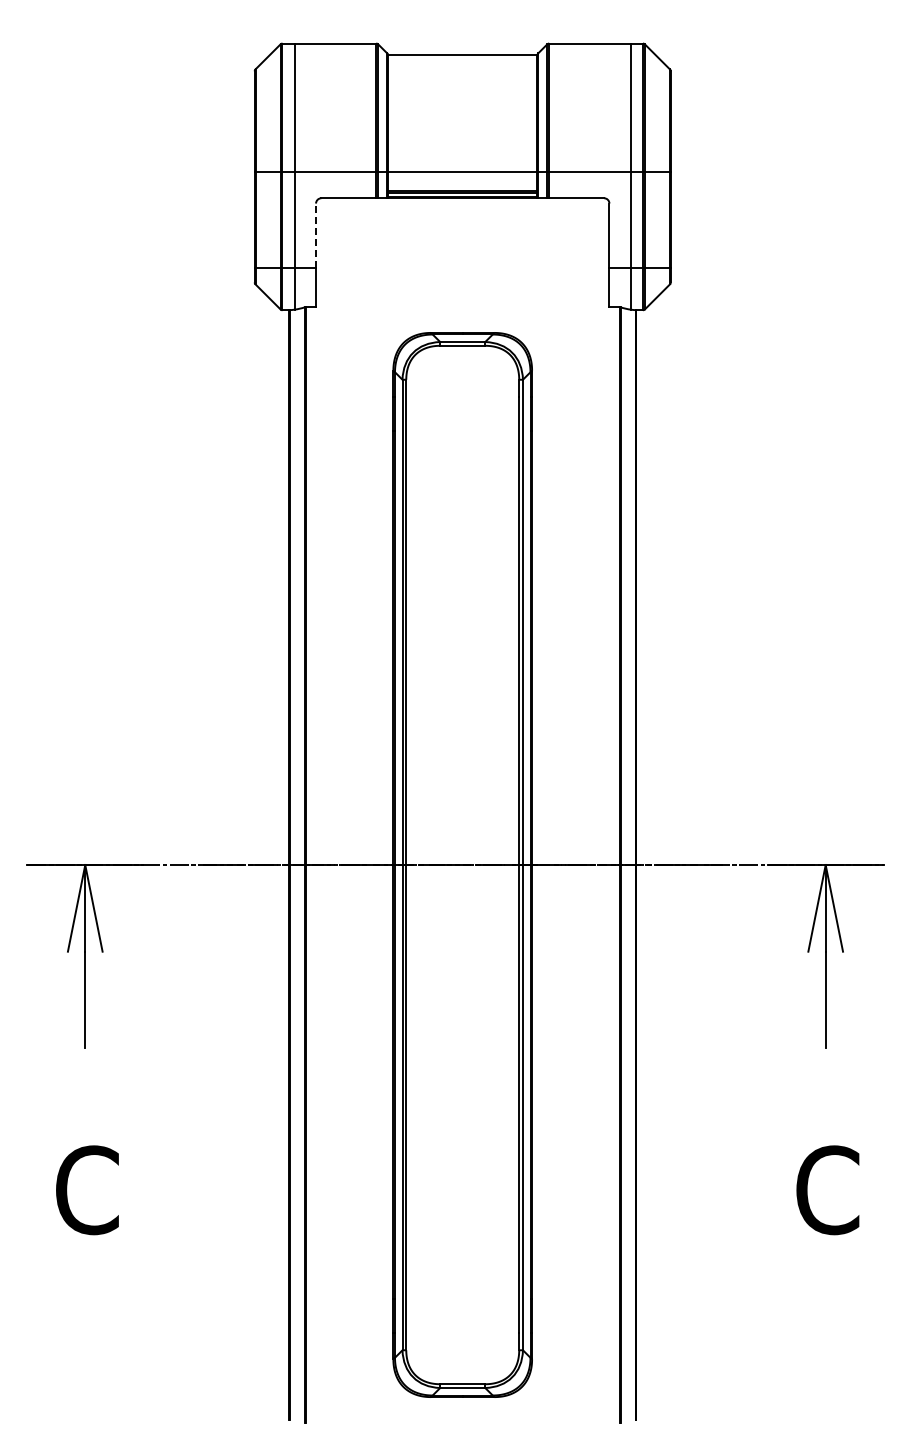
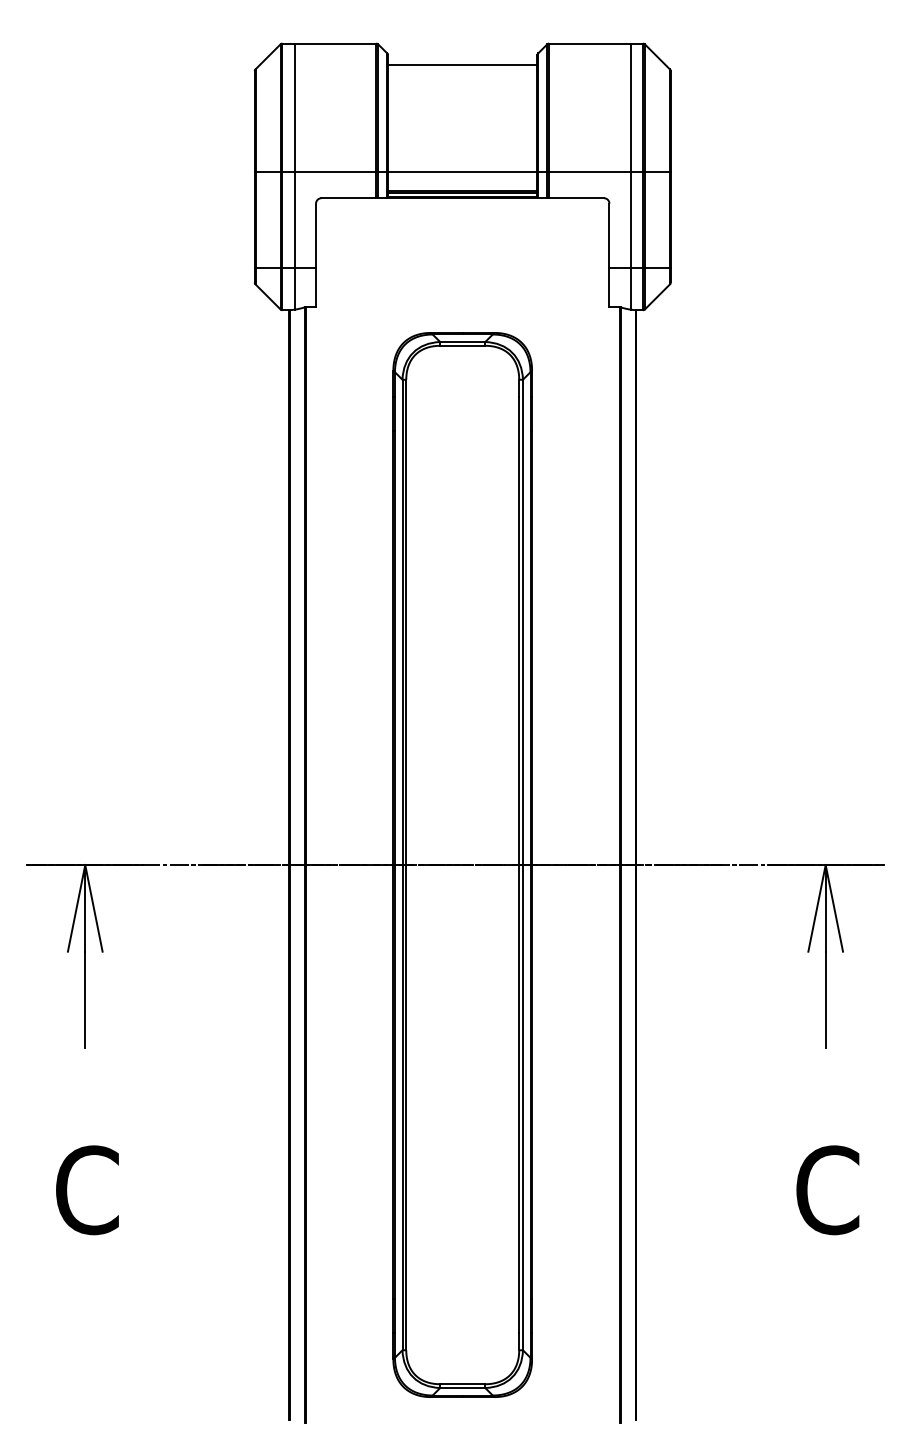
line position: (462, 54) -> (462, 64) (462, 64)
line: dashed -> solid (316, 235)
